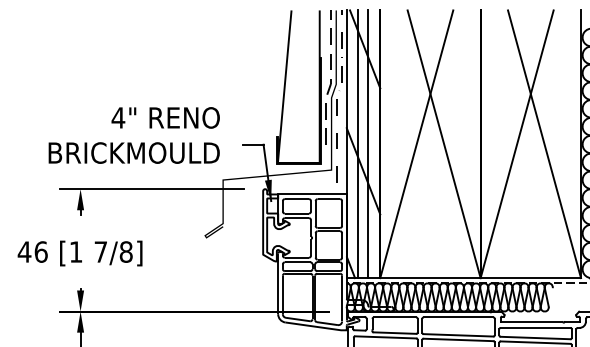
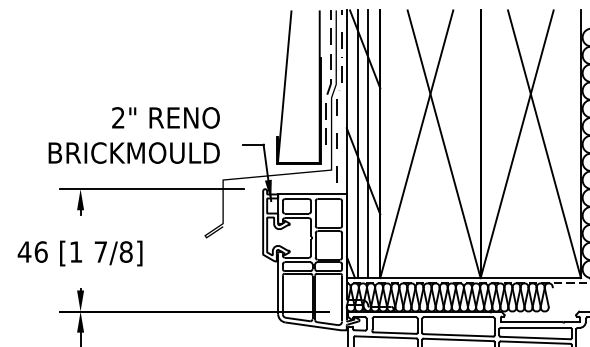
text: 4" -> 2" (118, 117)
